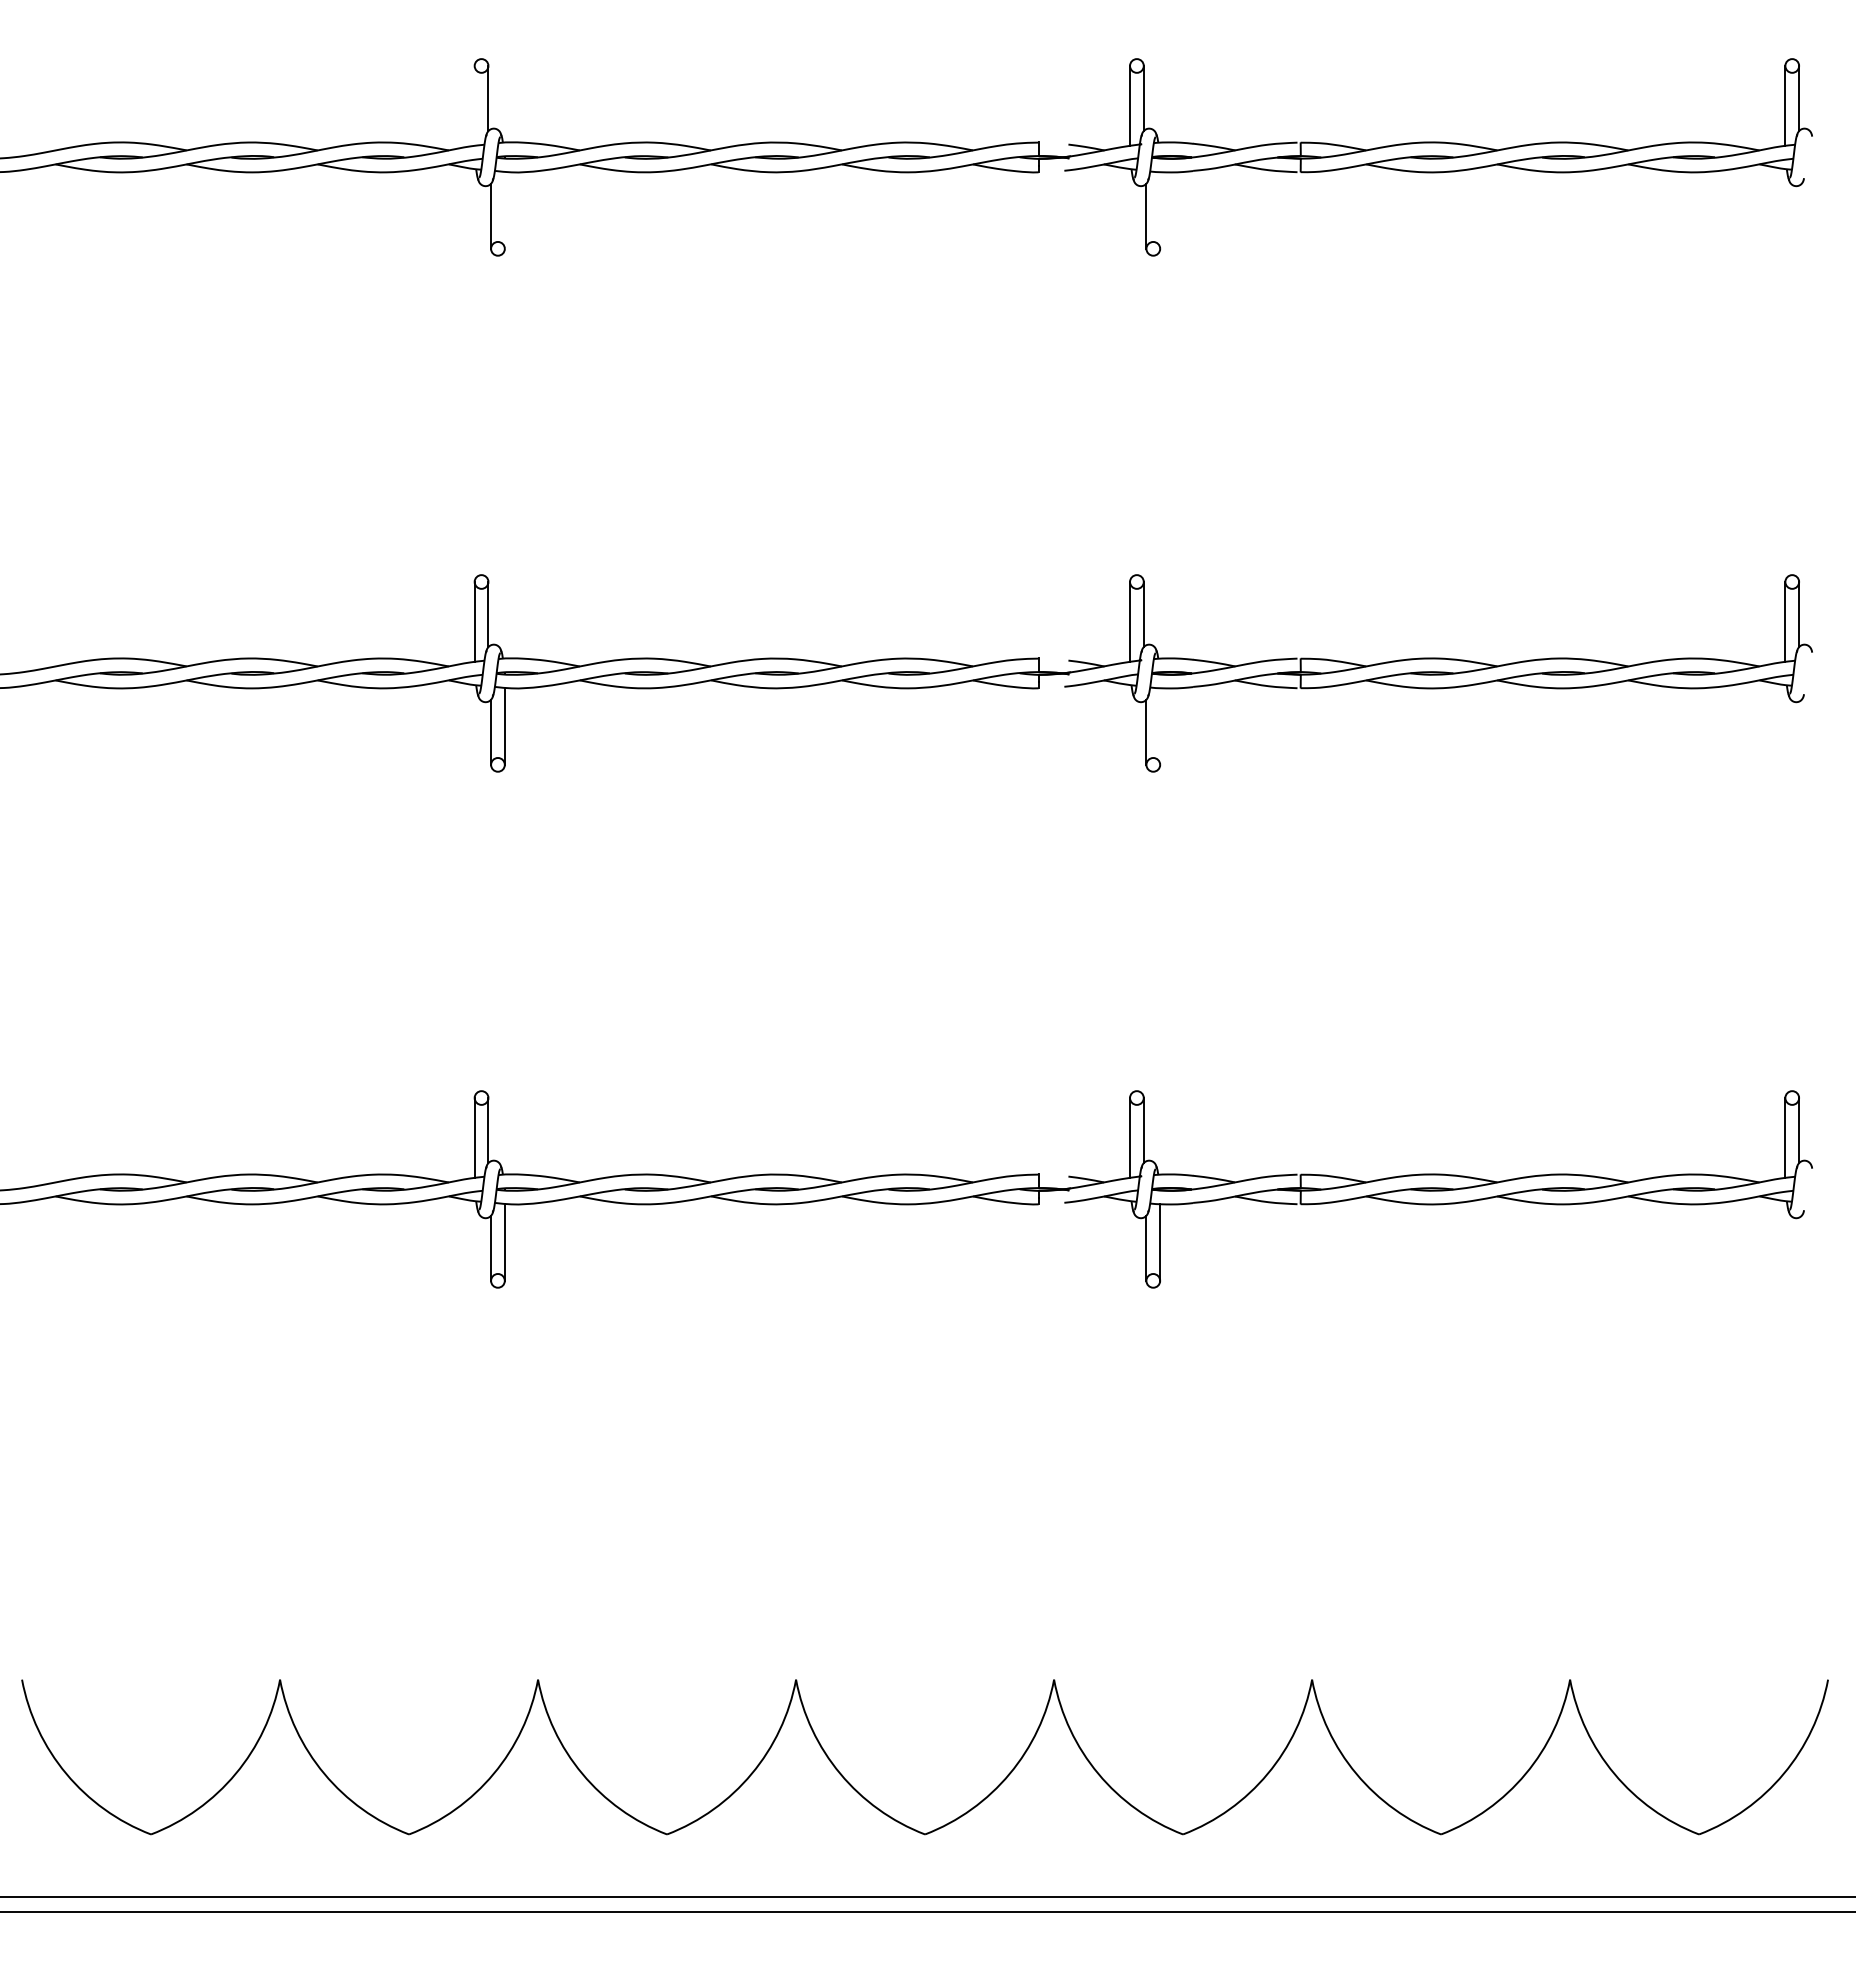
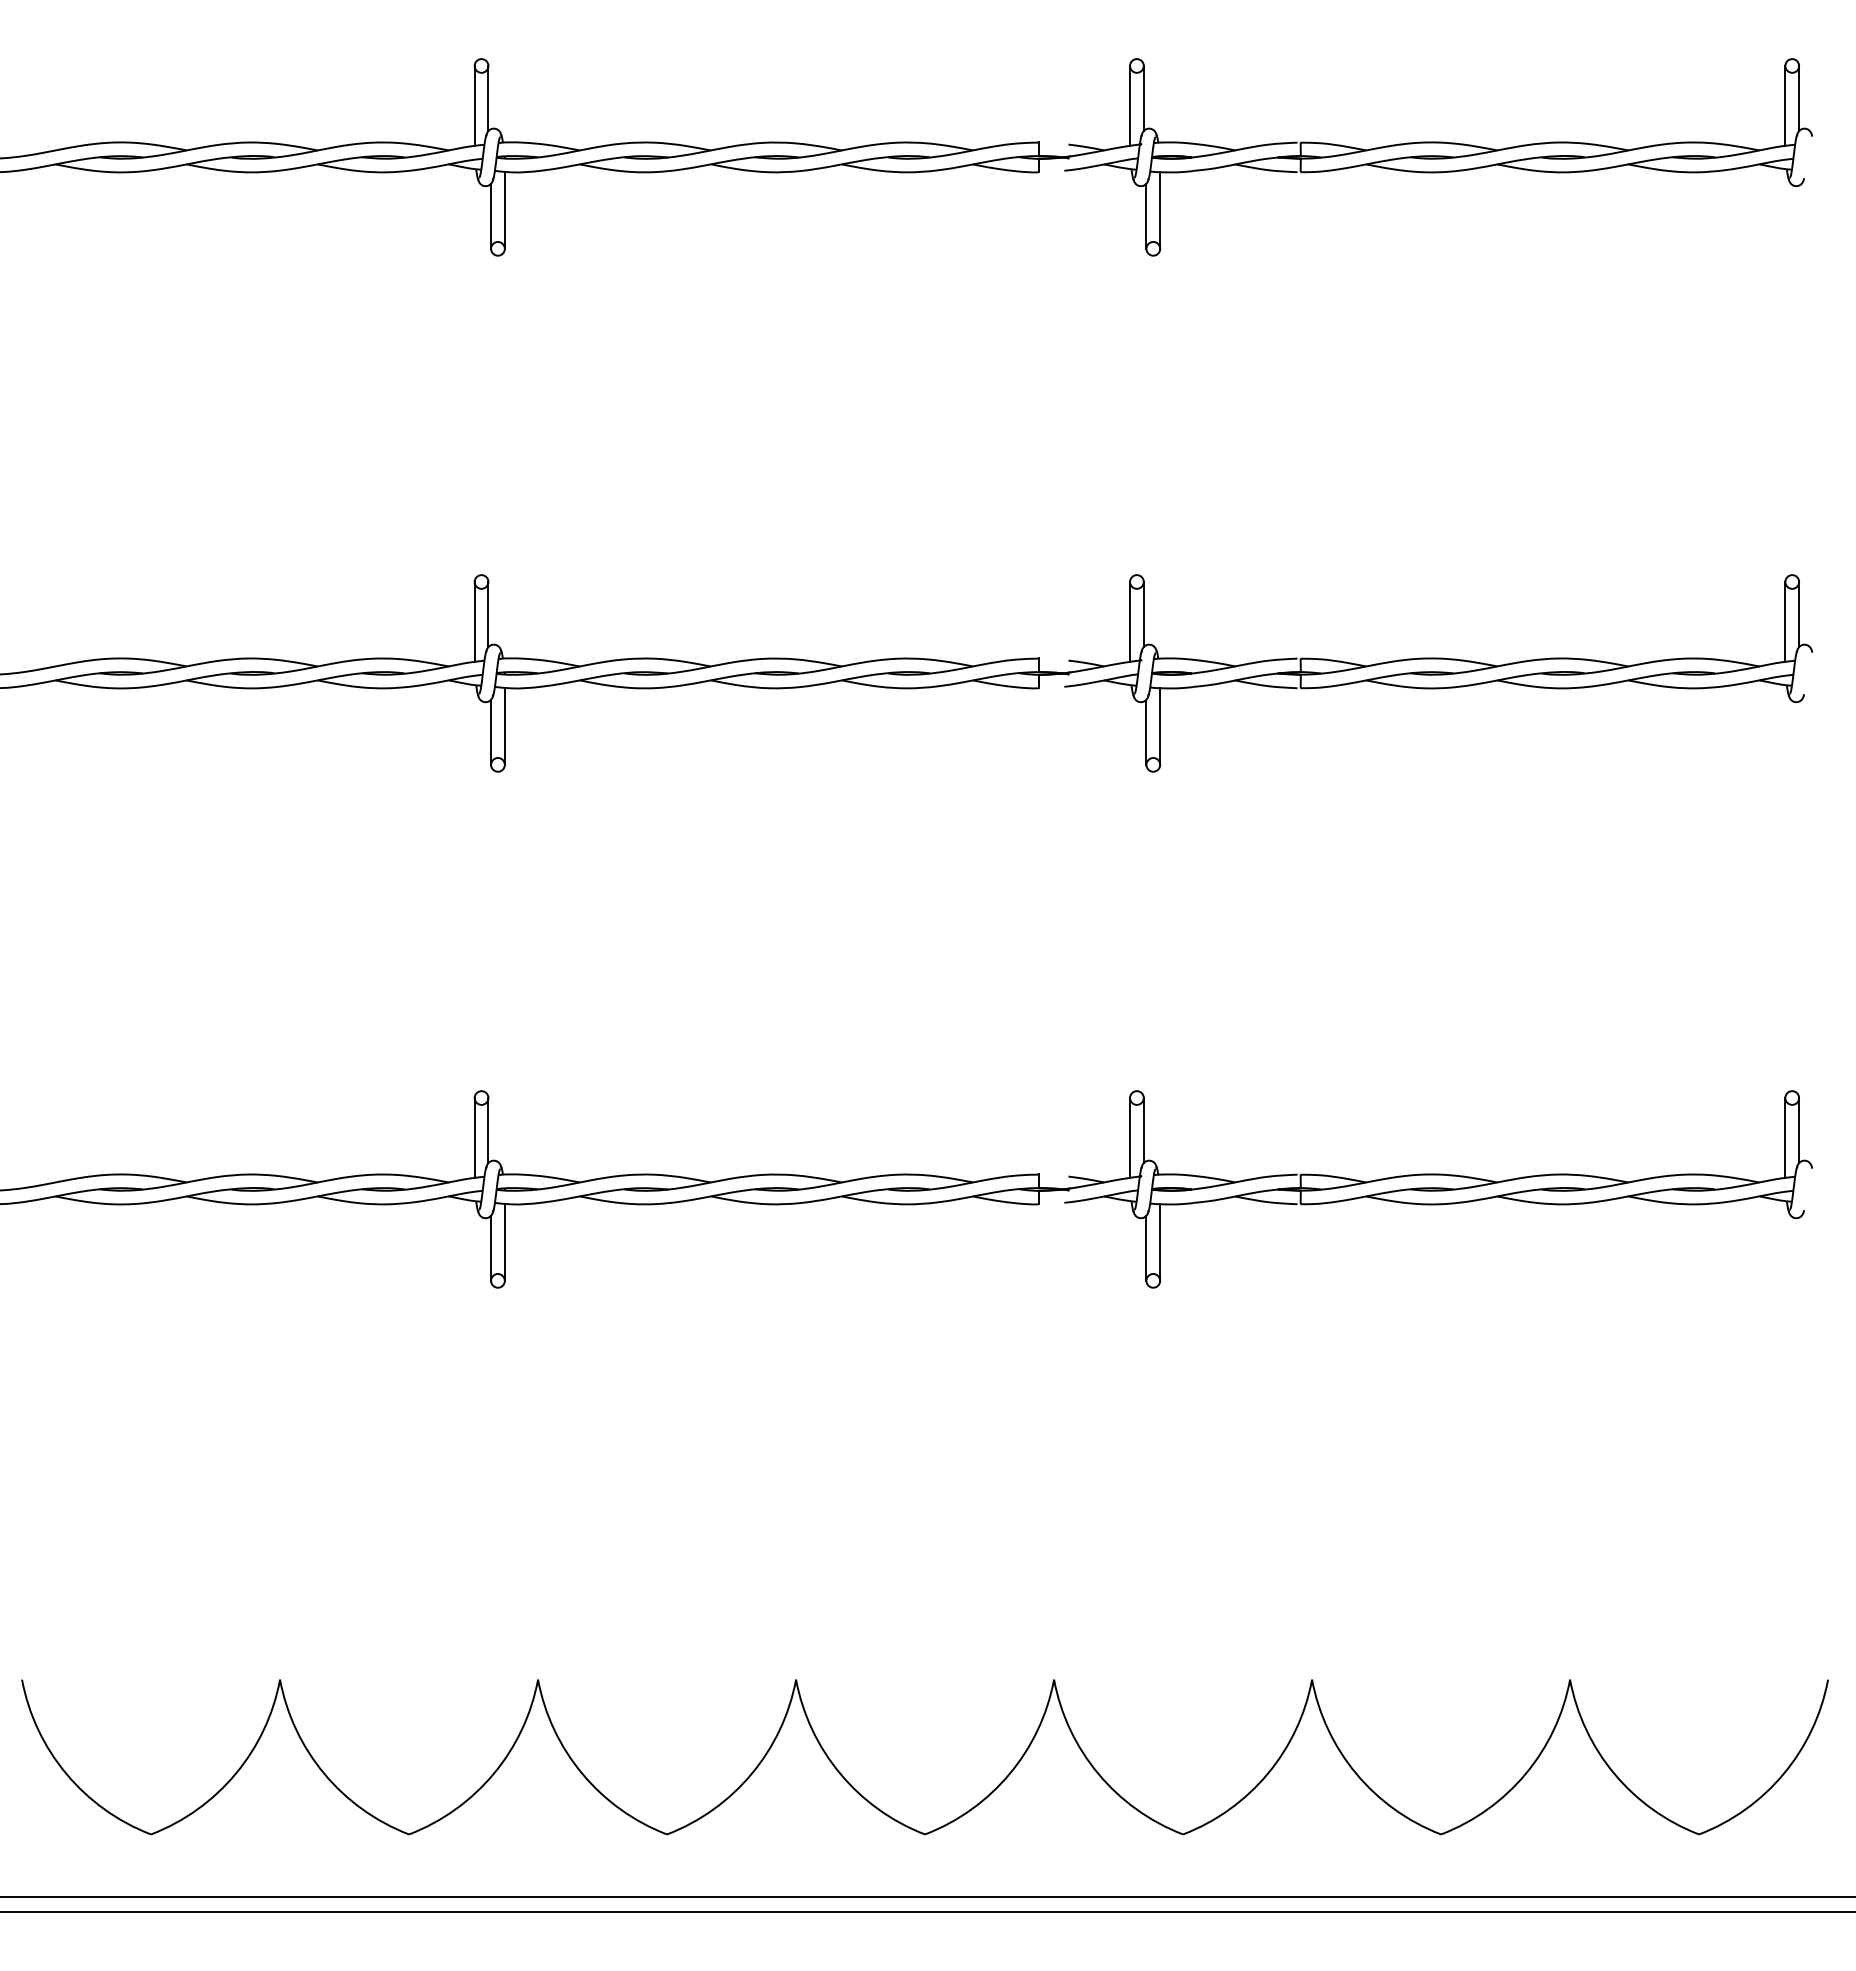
line: none -> present (474, 105)
line: none -> present (504, 209)
line: none -> present (1160, 209)
line: none -> present (1160, 725)
